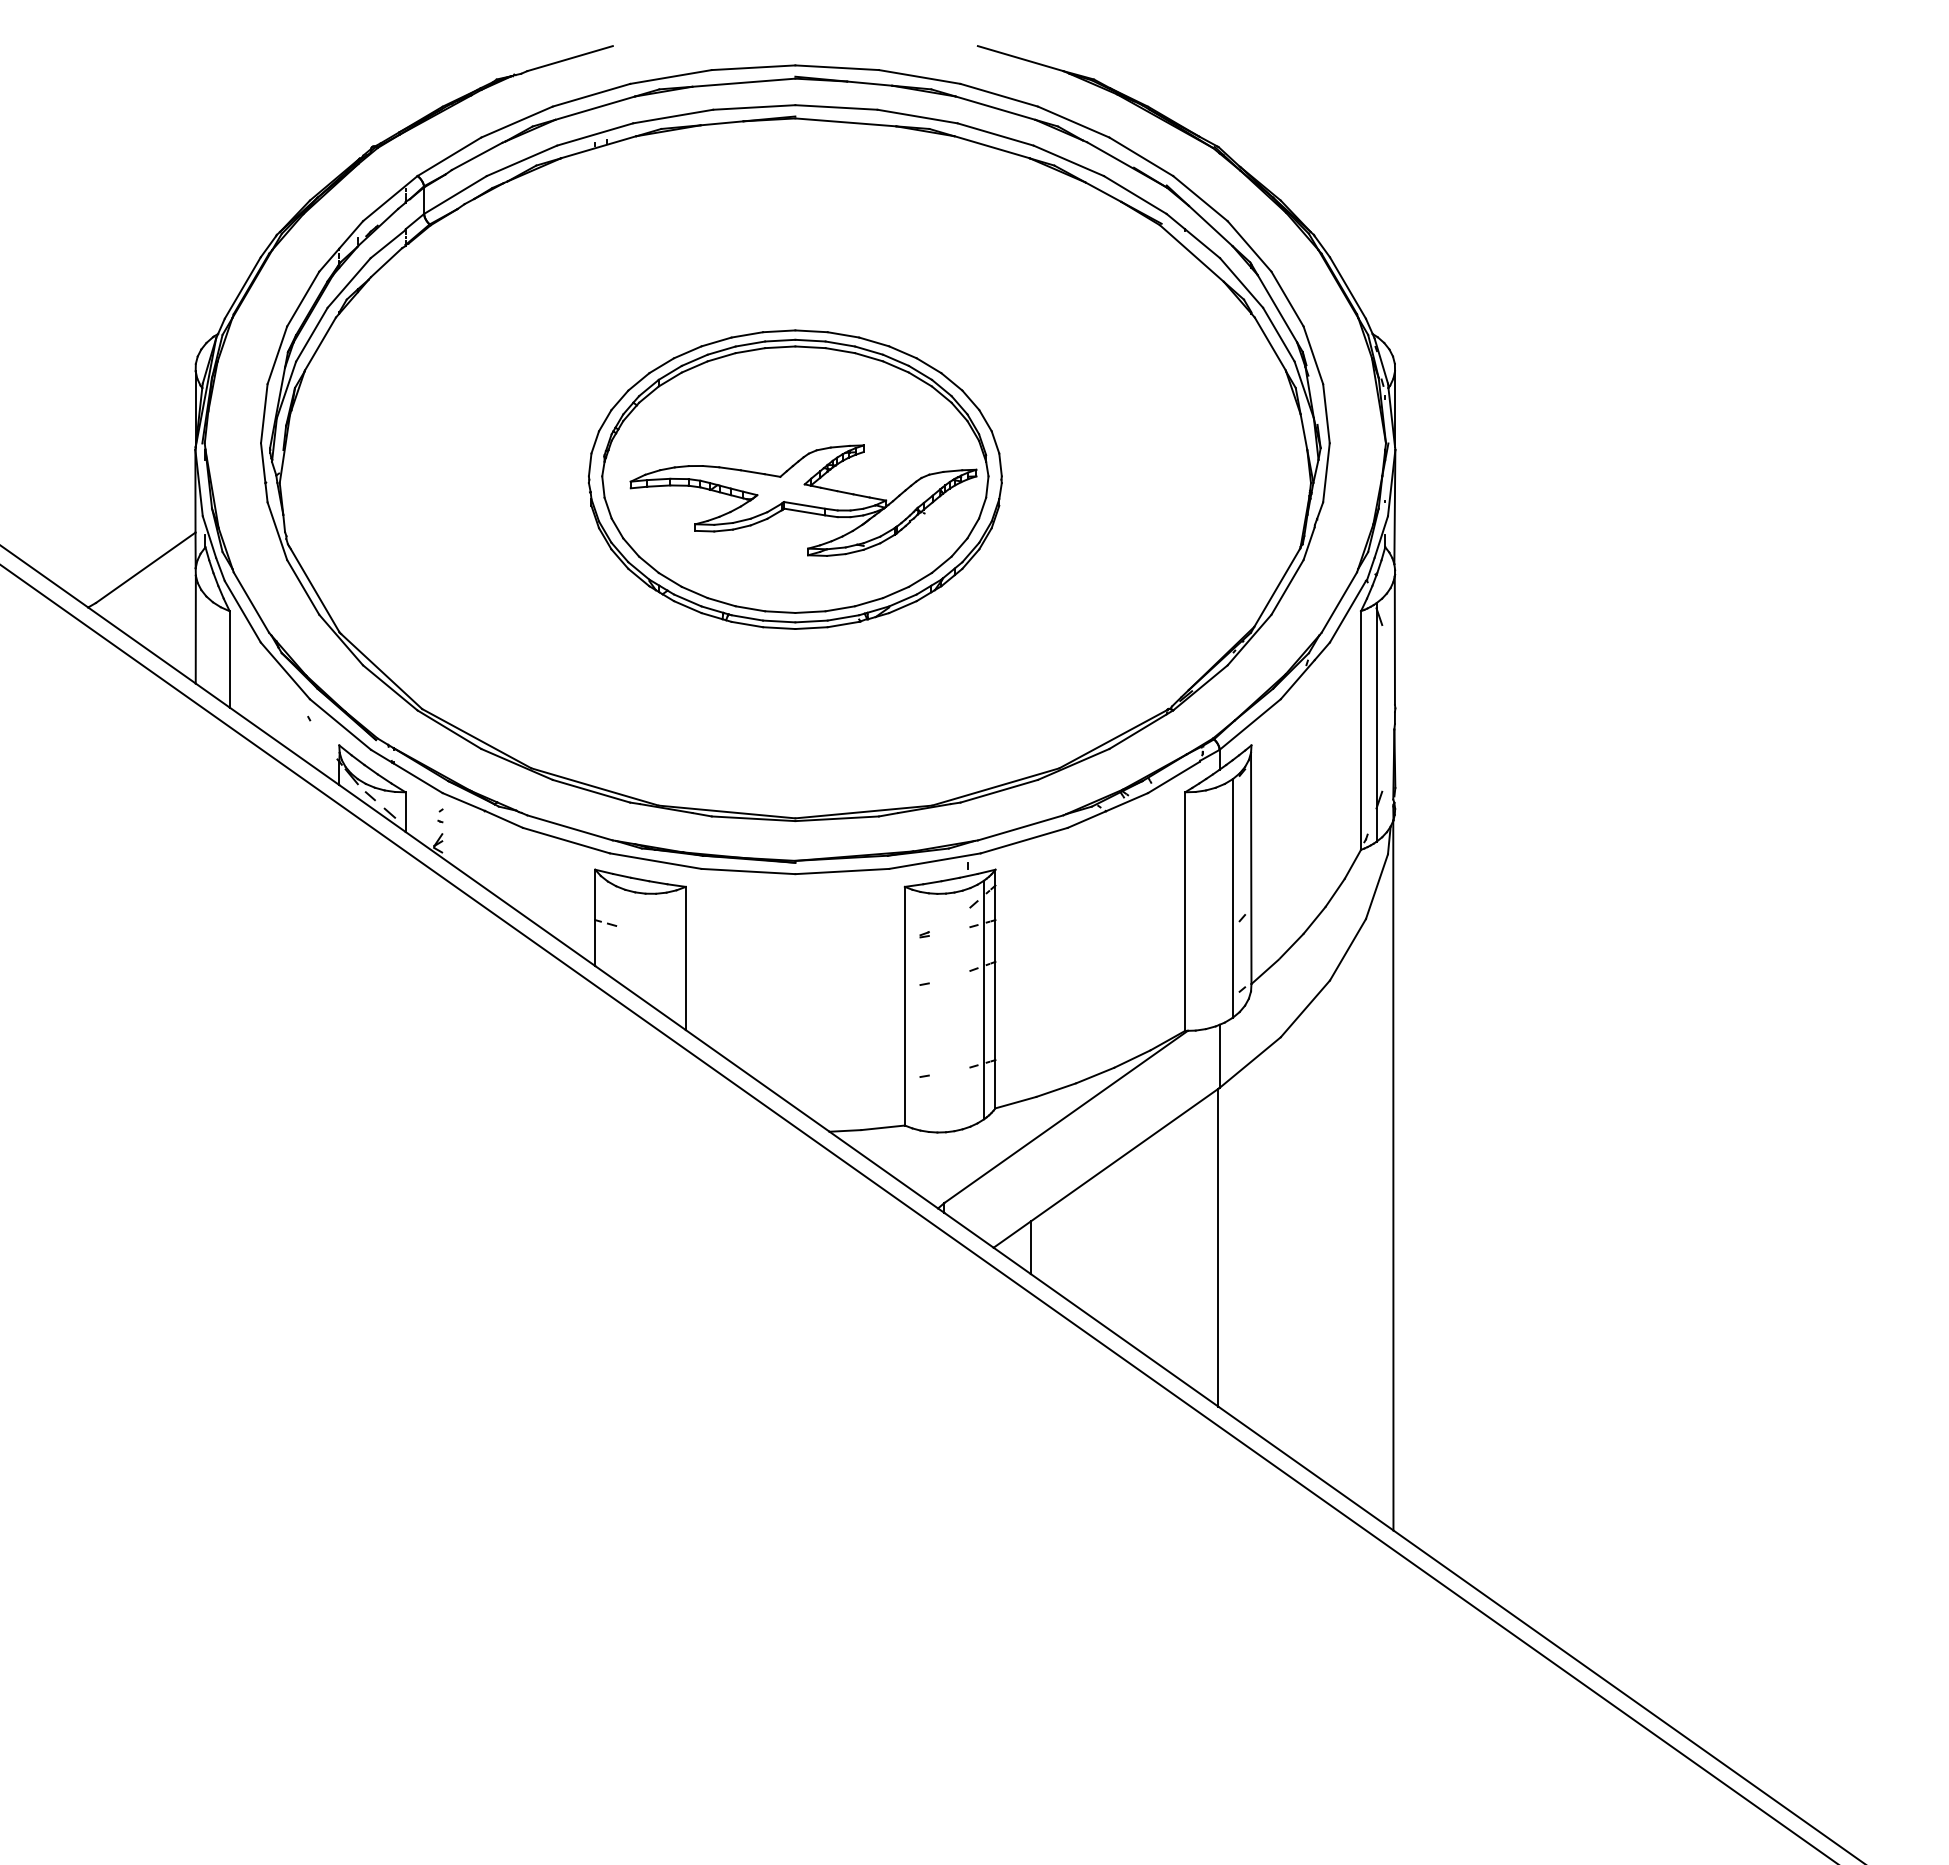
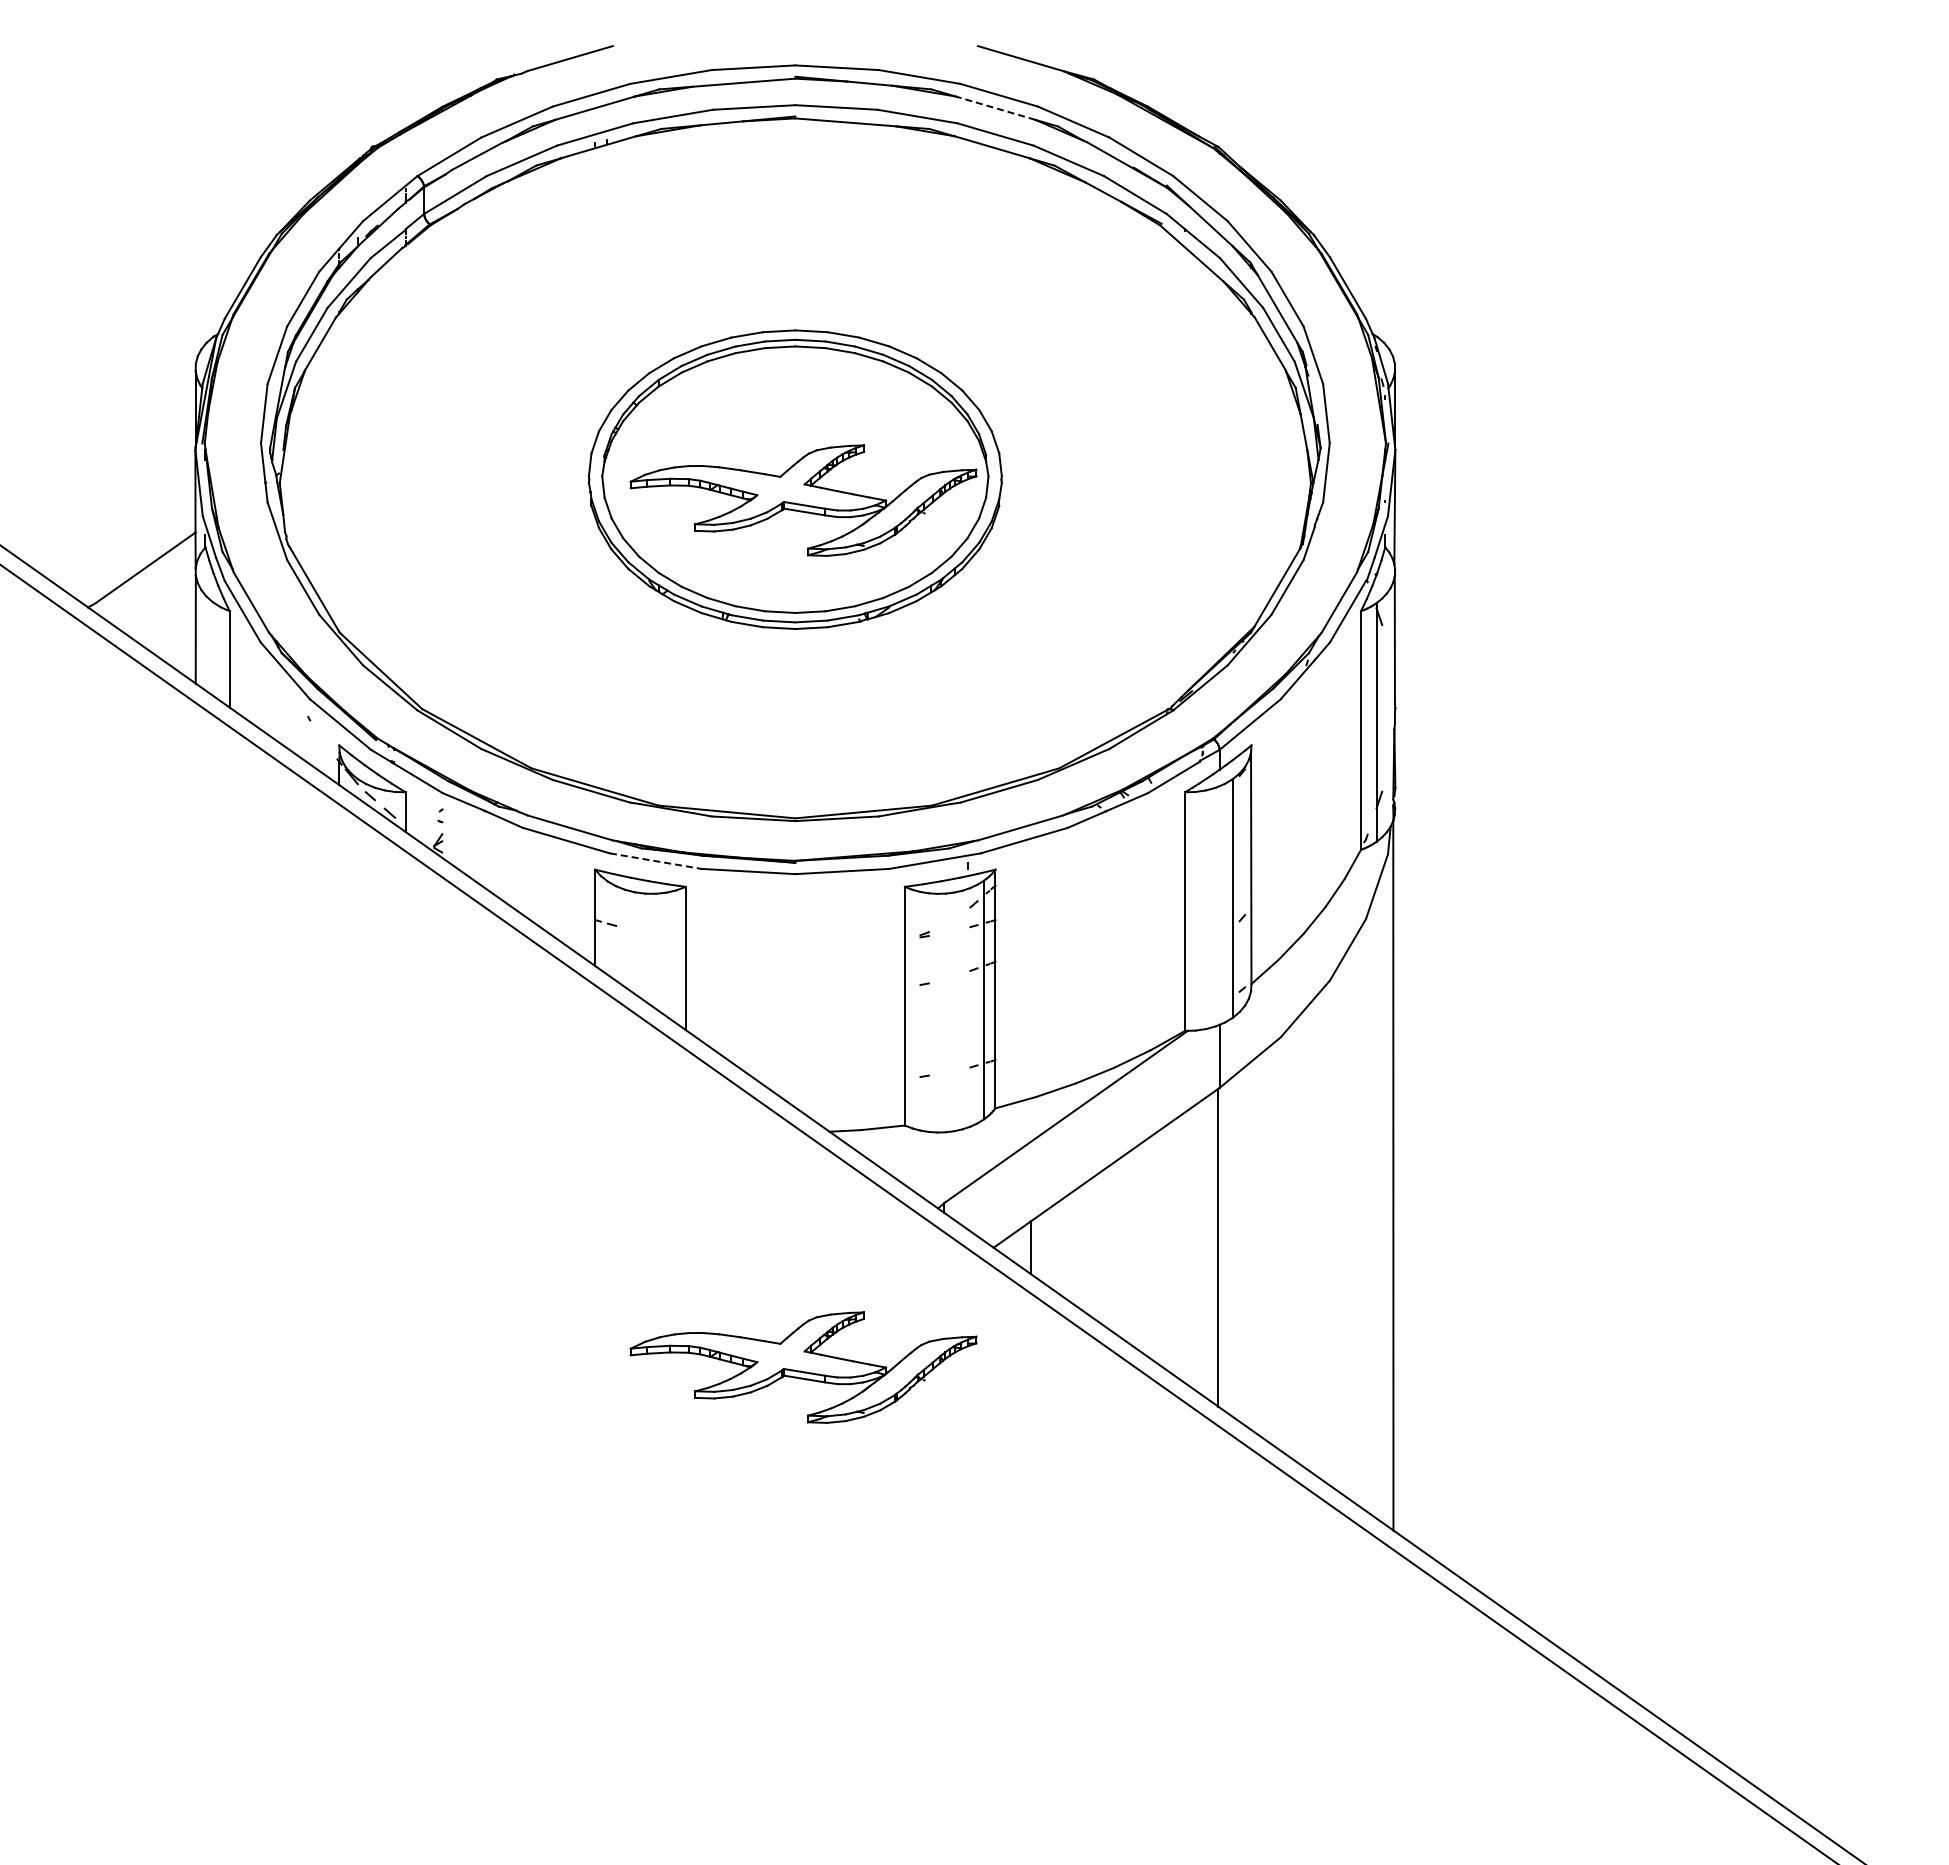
line: solid -> dashed (995, 108)
line: solid -> dashed (656, 861)
part: none -> present (803, 1367)
